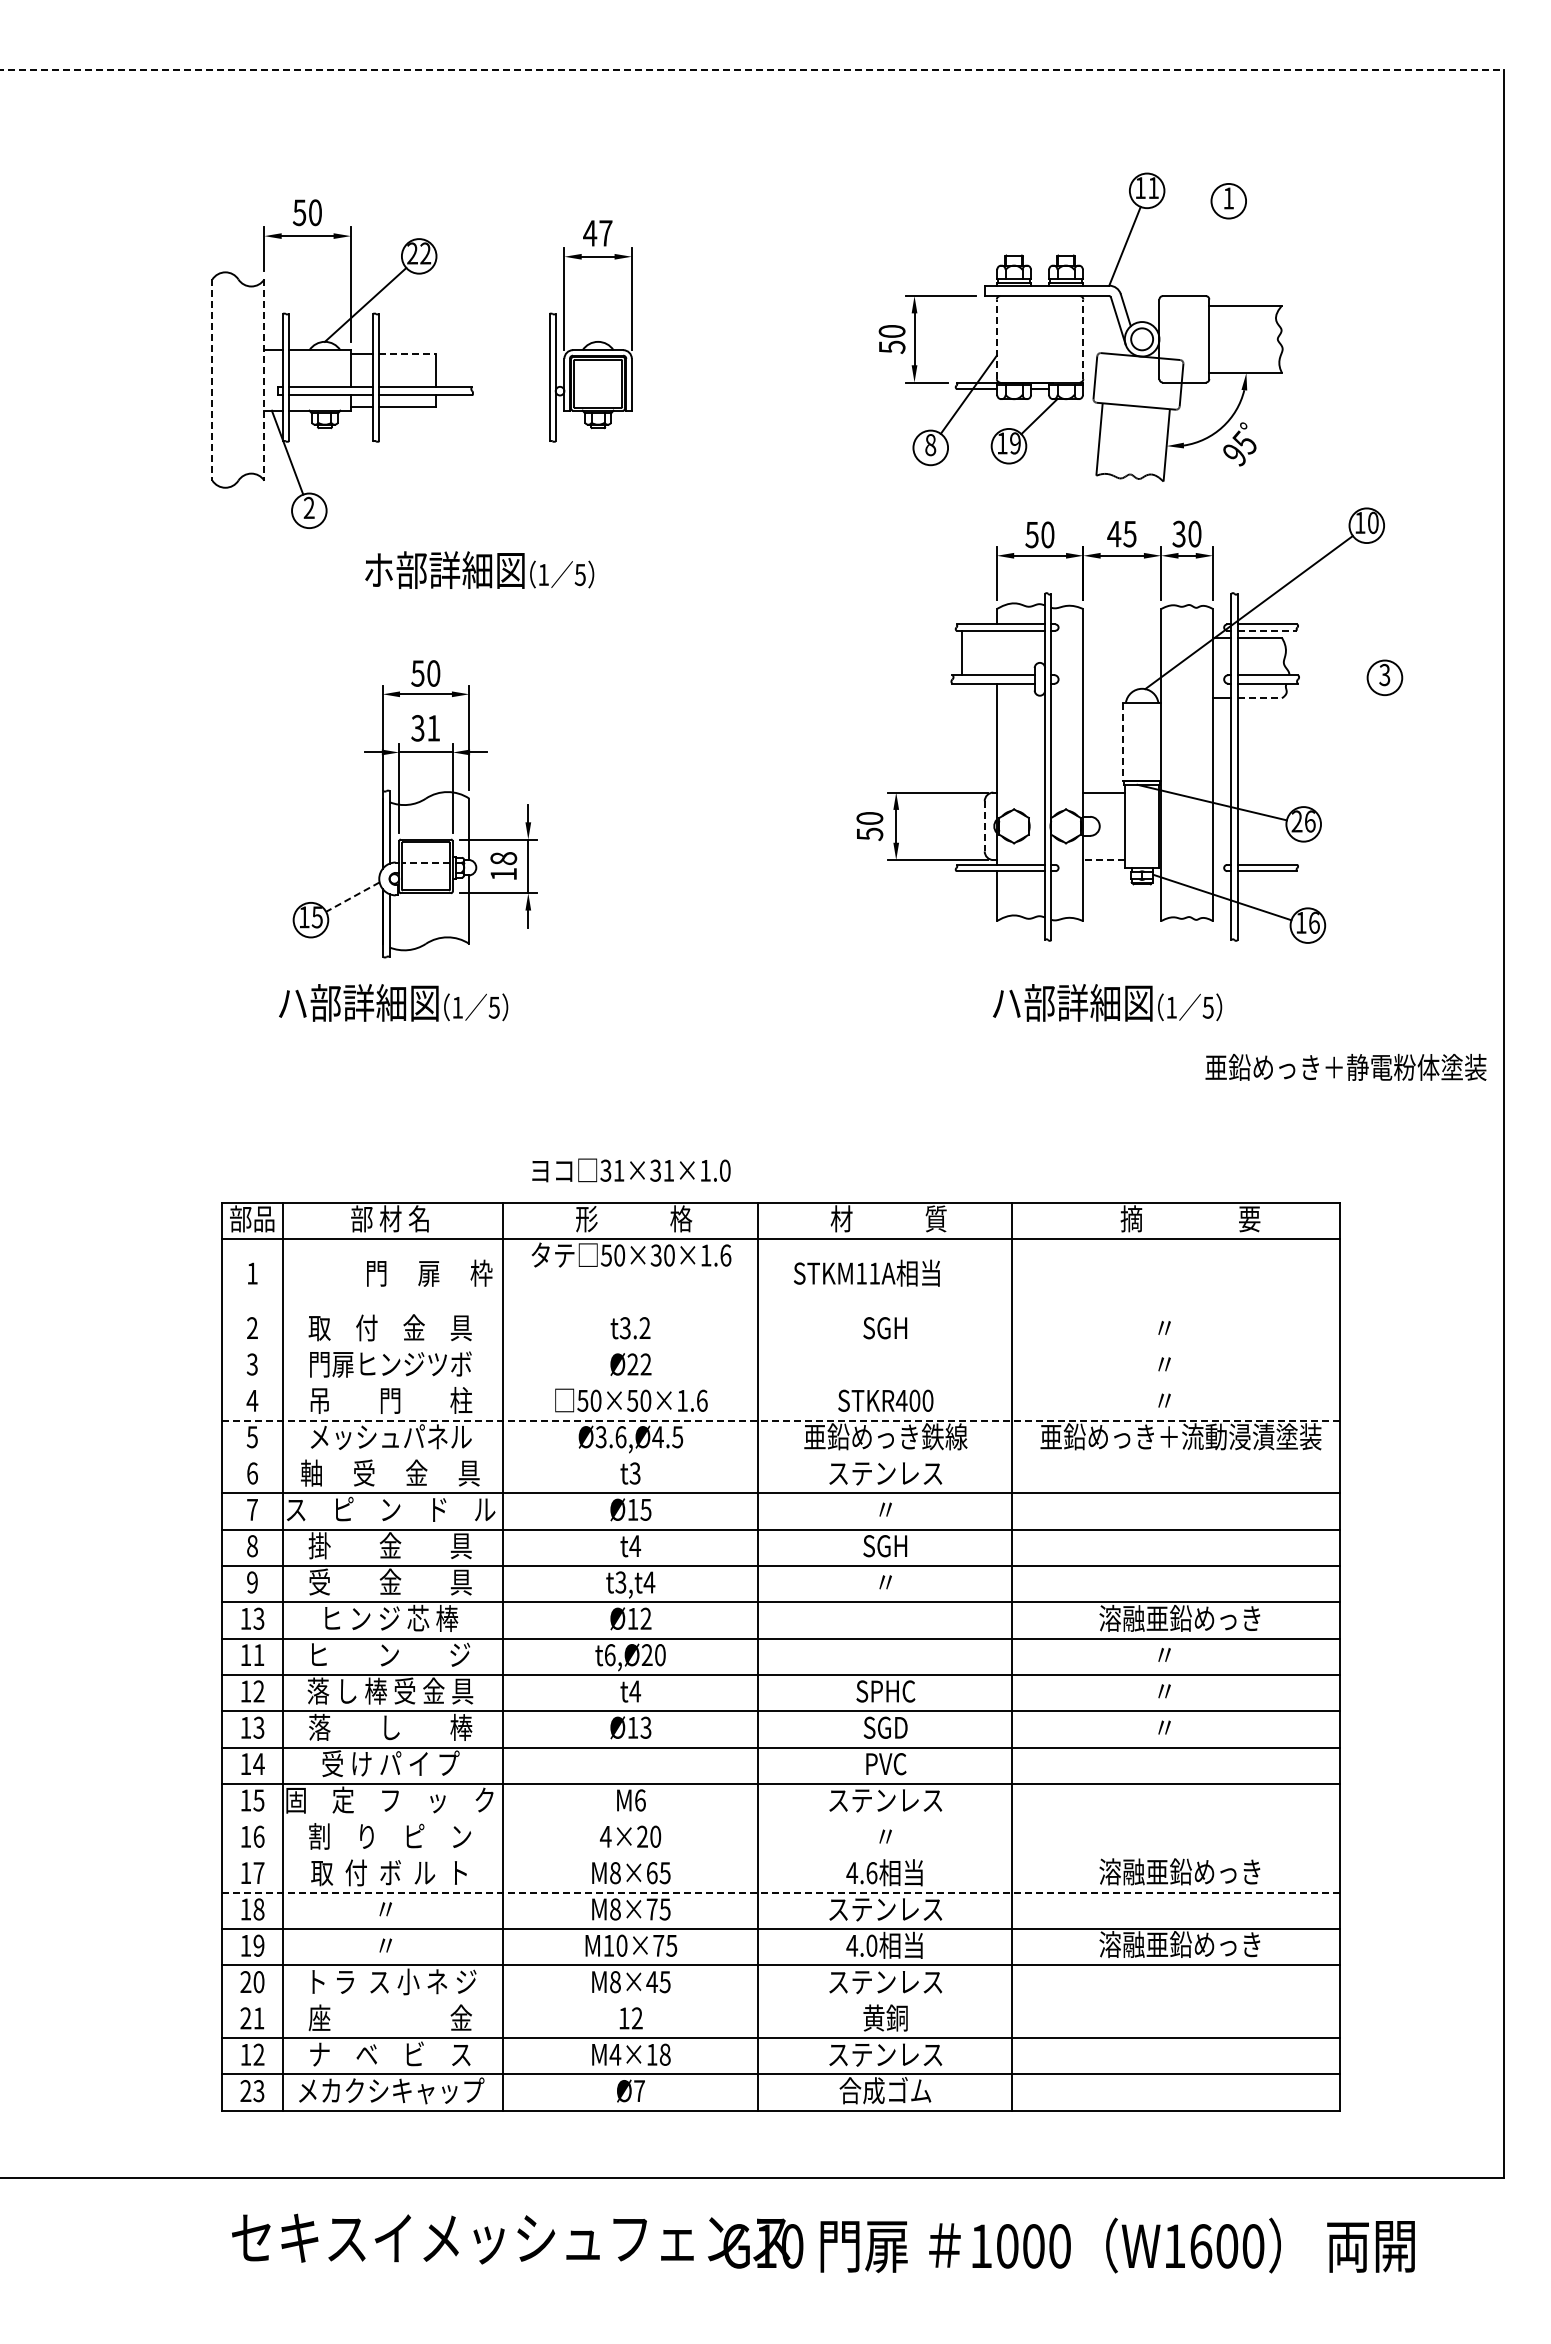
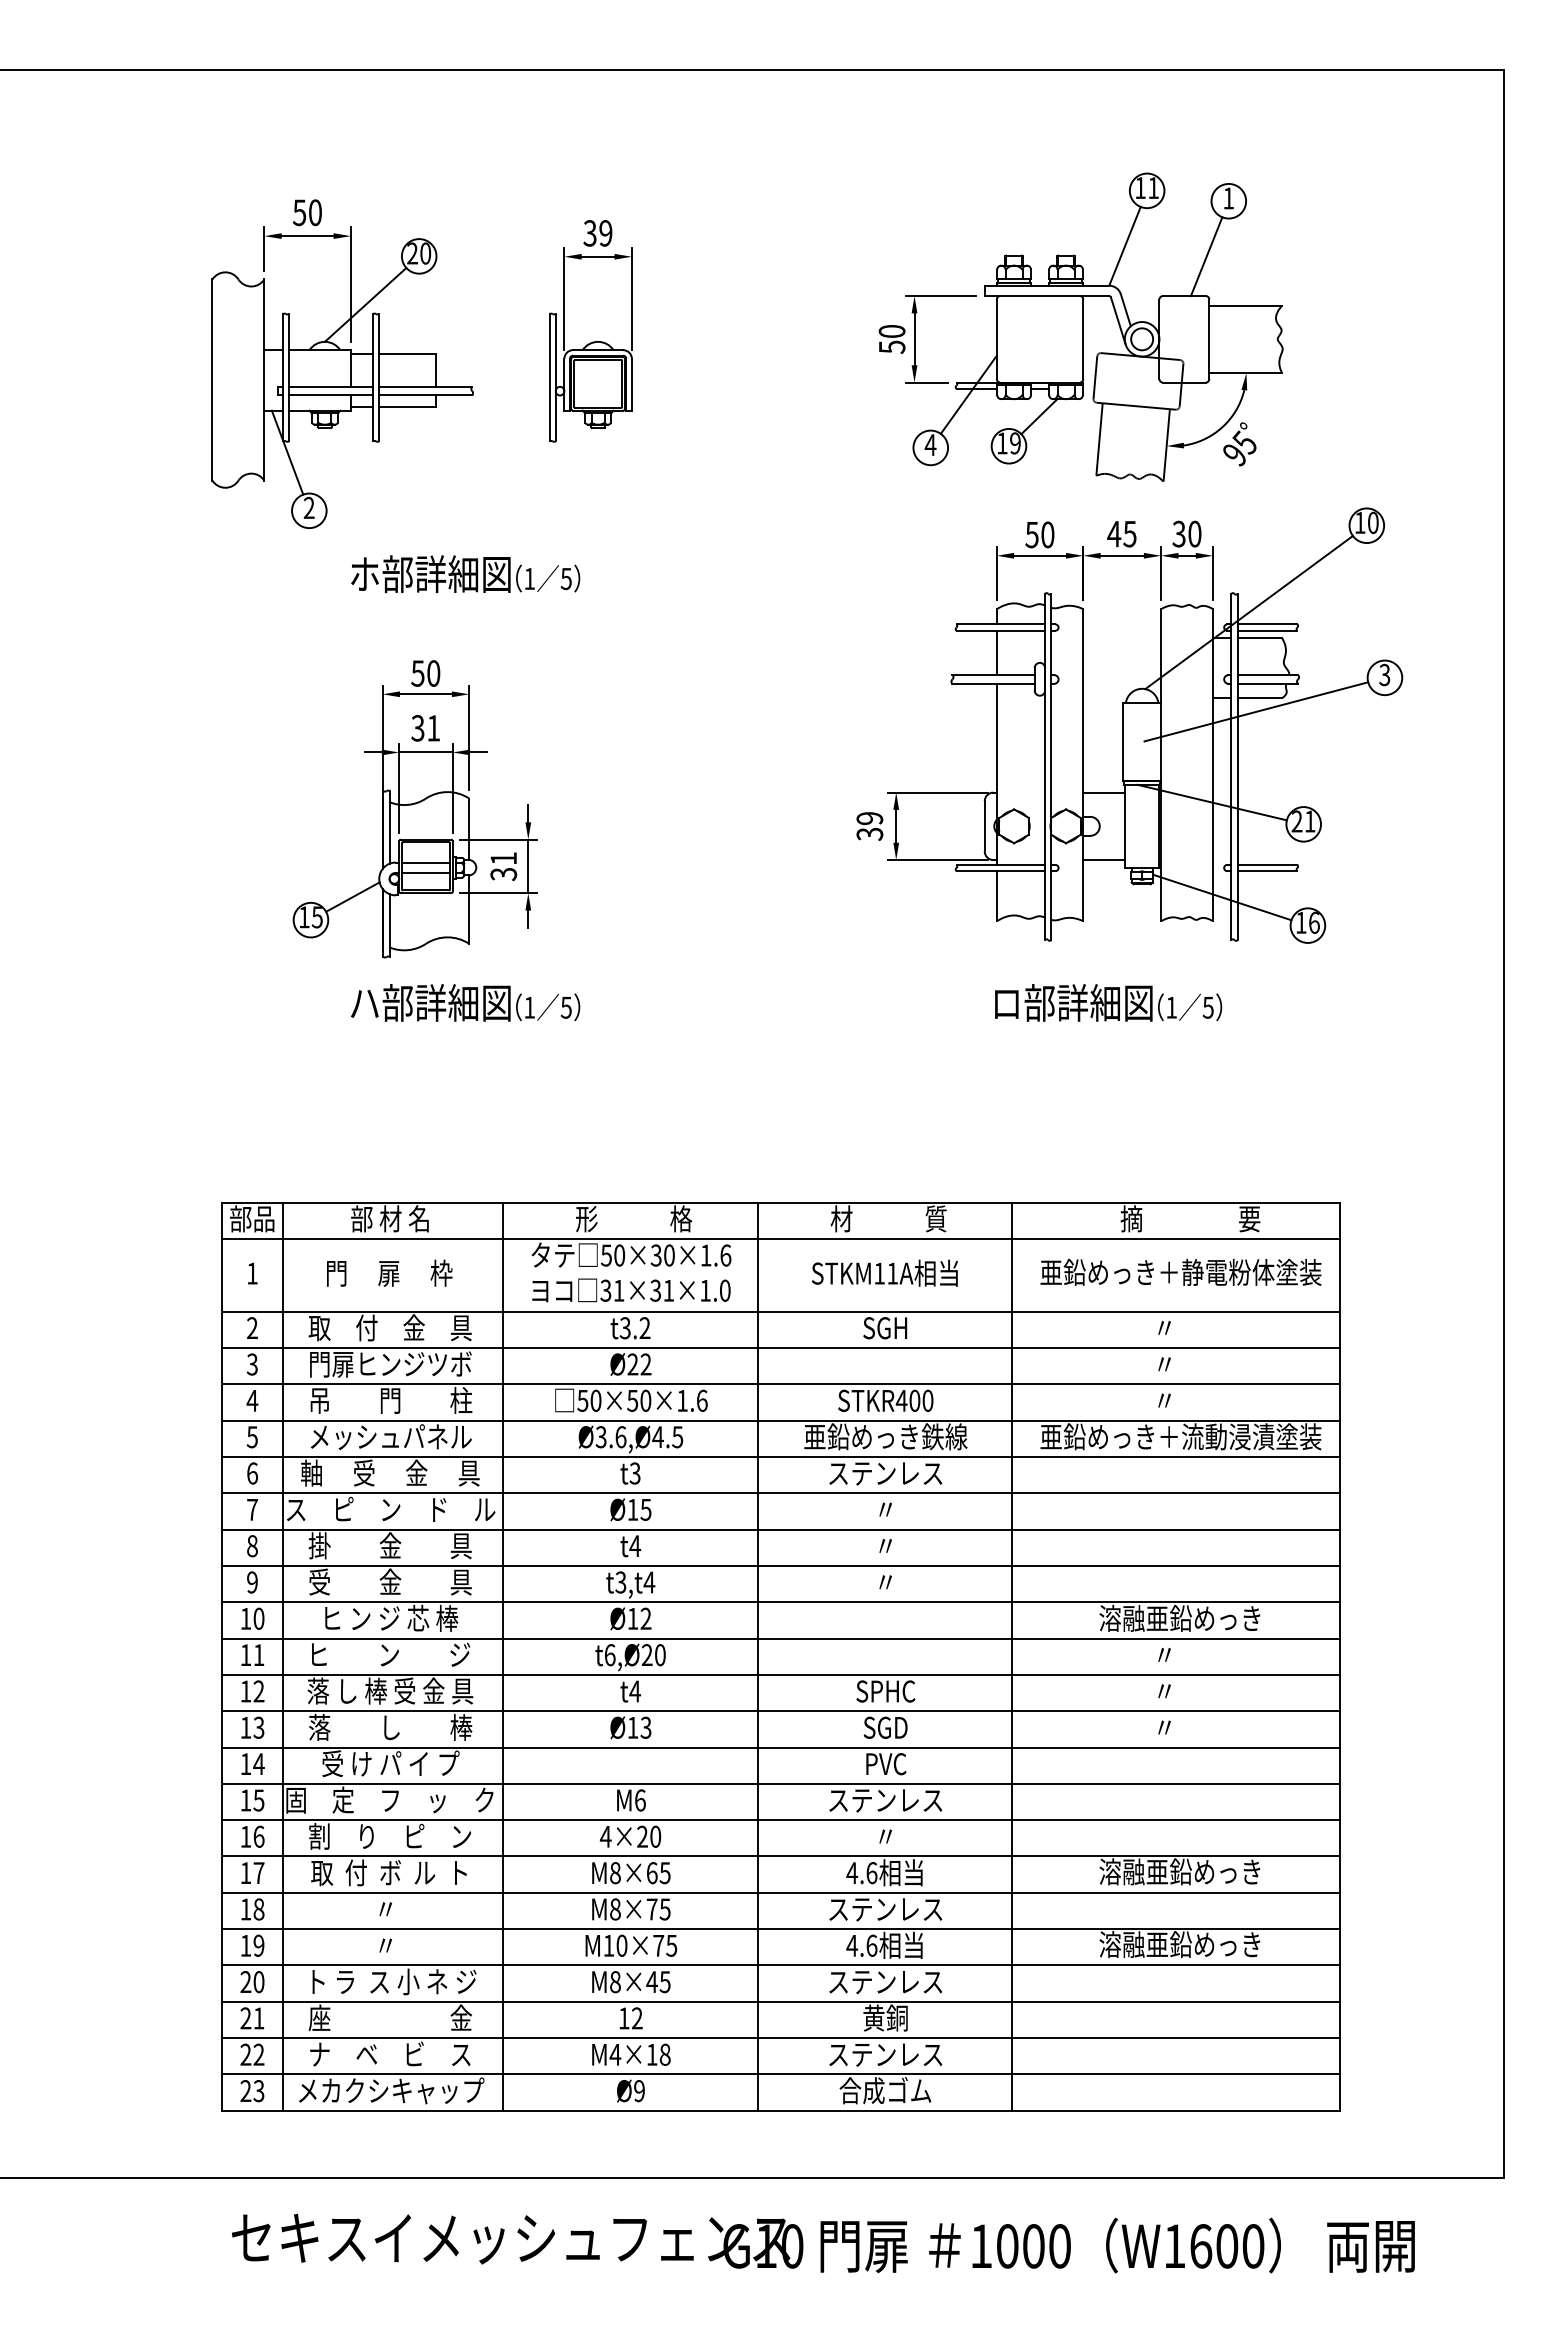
line: dashed -> solid (752, 70)
text: 47 -> 39 (597, 233)
text: 22 -> 20 (425, 253)
line: none -> present (1206, 256)
line: dashed -> solid (996, 339)
line: dashed -> solid (1083, 339)
line: dashed -> solid (407, 353)
line: dashed -> solid (212, 380)
line: dashed -> solid (264, 380)
text: 8 -> 4 (930, 445)
text position: (479, 570) -> (465, 574) (465, 574)
line: dashed -> solid (1267, 630)
line position: (961, 652) -> (996, 652) (996, 652)
line: dashed -> solid (1260, 698)
line: none -> present (1256, 711)
line: dashed -> solid (1123, 741)
text: 26 -> 21 (1310, 821)
text: 50 -> 39 (869, 826)
line: dashed -> solid (984, 826)
line: dashed -> solid (1104, 860)
line: dashed -> solid (425, 862)
text: 18 -> 31 (503, 866)
line: none -> present (425, 872)
line: dashed -> solid (352, 897)
text position: (393, 1002) -> (465, 1002) (465, 1002)
text: ハ部詳細図 -> ロ部詳細図 (1006, 1003)
text position: (1345, 1066) -> (1180, 1271) (1180, 1271)
text position: (631, 1170) -> (631, 1290) (631, 1290)
text position: (429, 1272) -> (389, 1272) (389, 1272)
text position: (866, 1272) -> (884, 1272) (884, 1272)
line: none -> present (781, 1311)
line: none -> present (781, 1347)
line: none -> present (781, 1384)
line: dashed -> solid (781, 1420)
line: none -> present (781, 1456)
text: SGH -> 〃 (885, 1546)
text: 13 -> 10 (258, 1618)
line: none -> present (781, 1820)
line: none -> present (781, 1856)
line: dashed -> solid (781, 1892)
text: 4.0 -> 4.6 (871, 1945)
line: none -> present (781, 2001)
text: 12 -> 22 (245, 2054)
text: Ø7 -> Ø9 (639, 2091)
